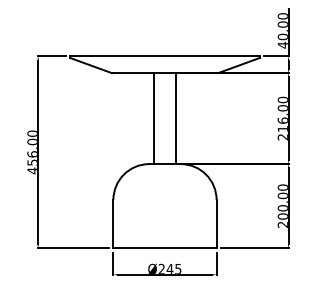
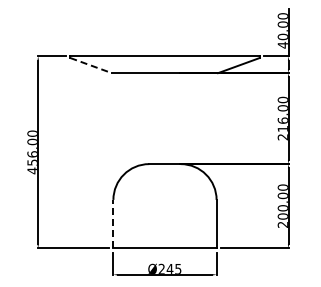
line: solid -> dashed (91, 65)
line: present -> none (154, 118)
line: present -> none (175, 118)
line: solid -> dashed (113, 223)
